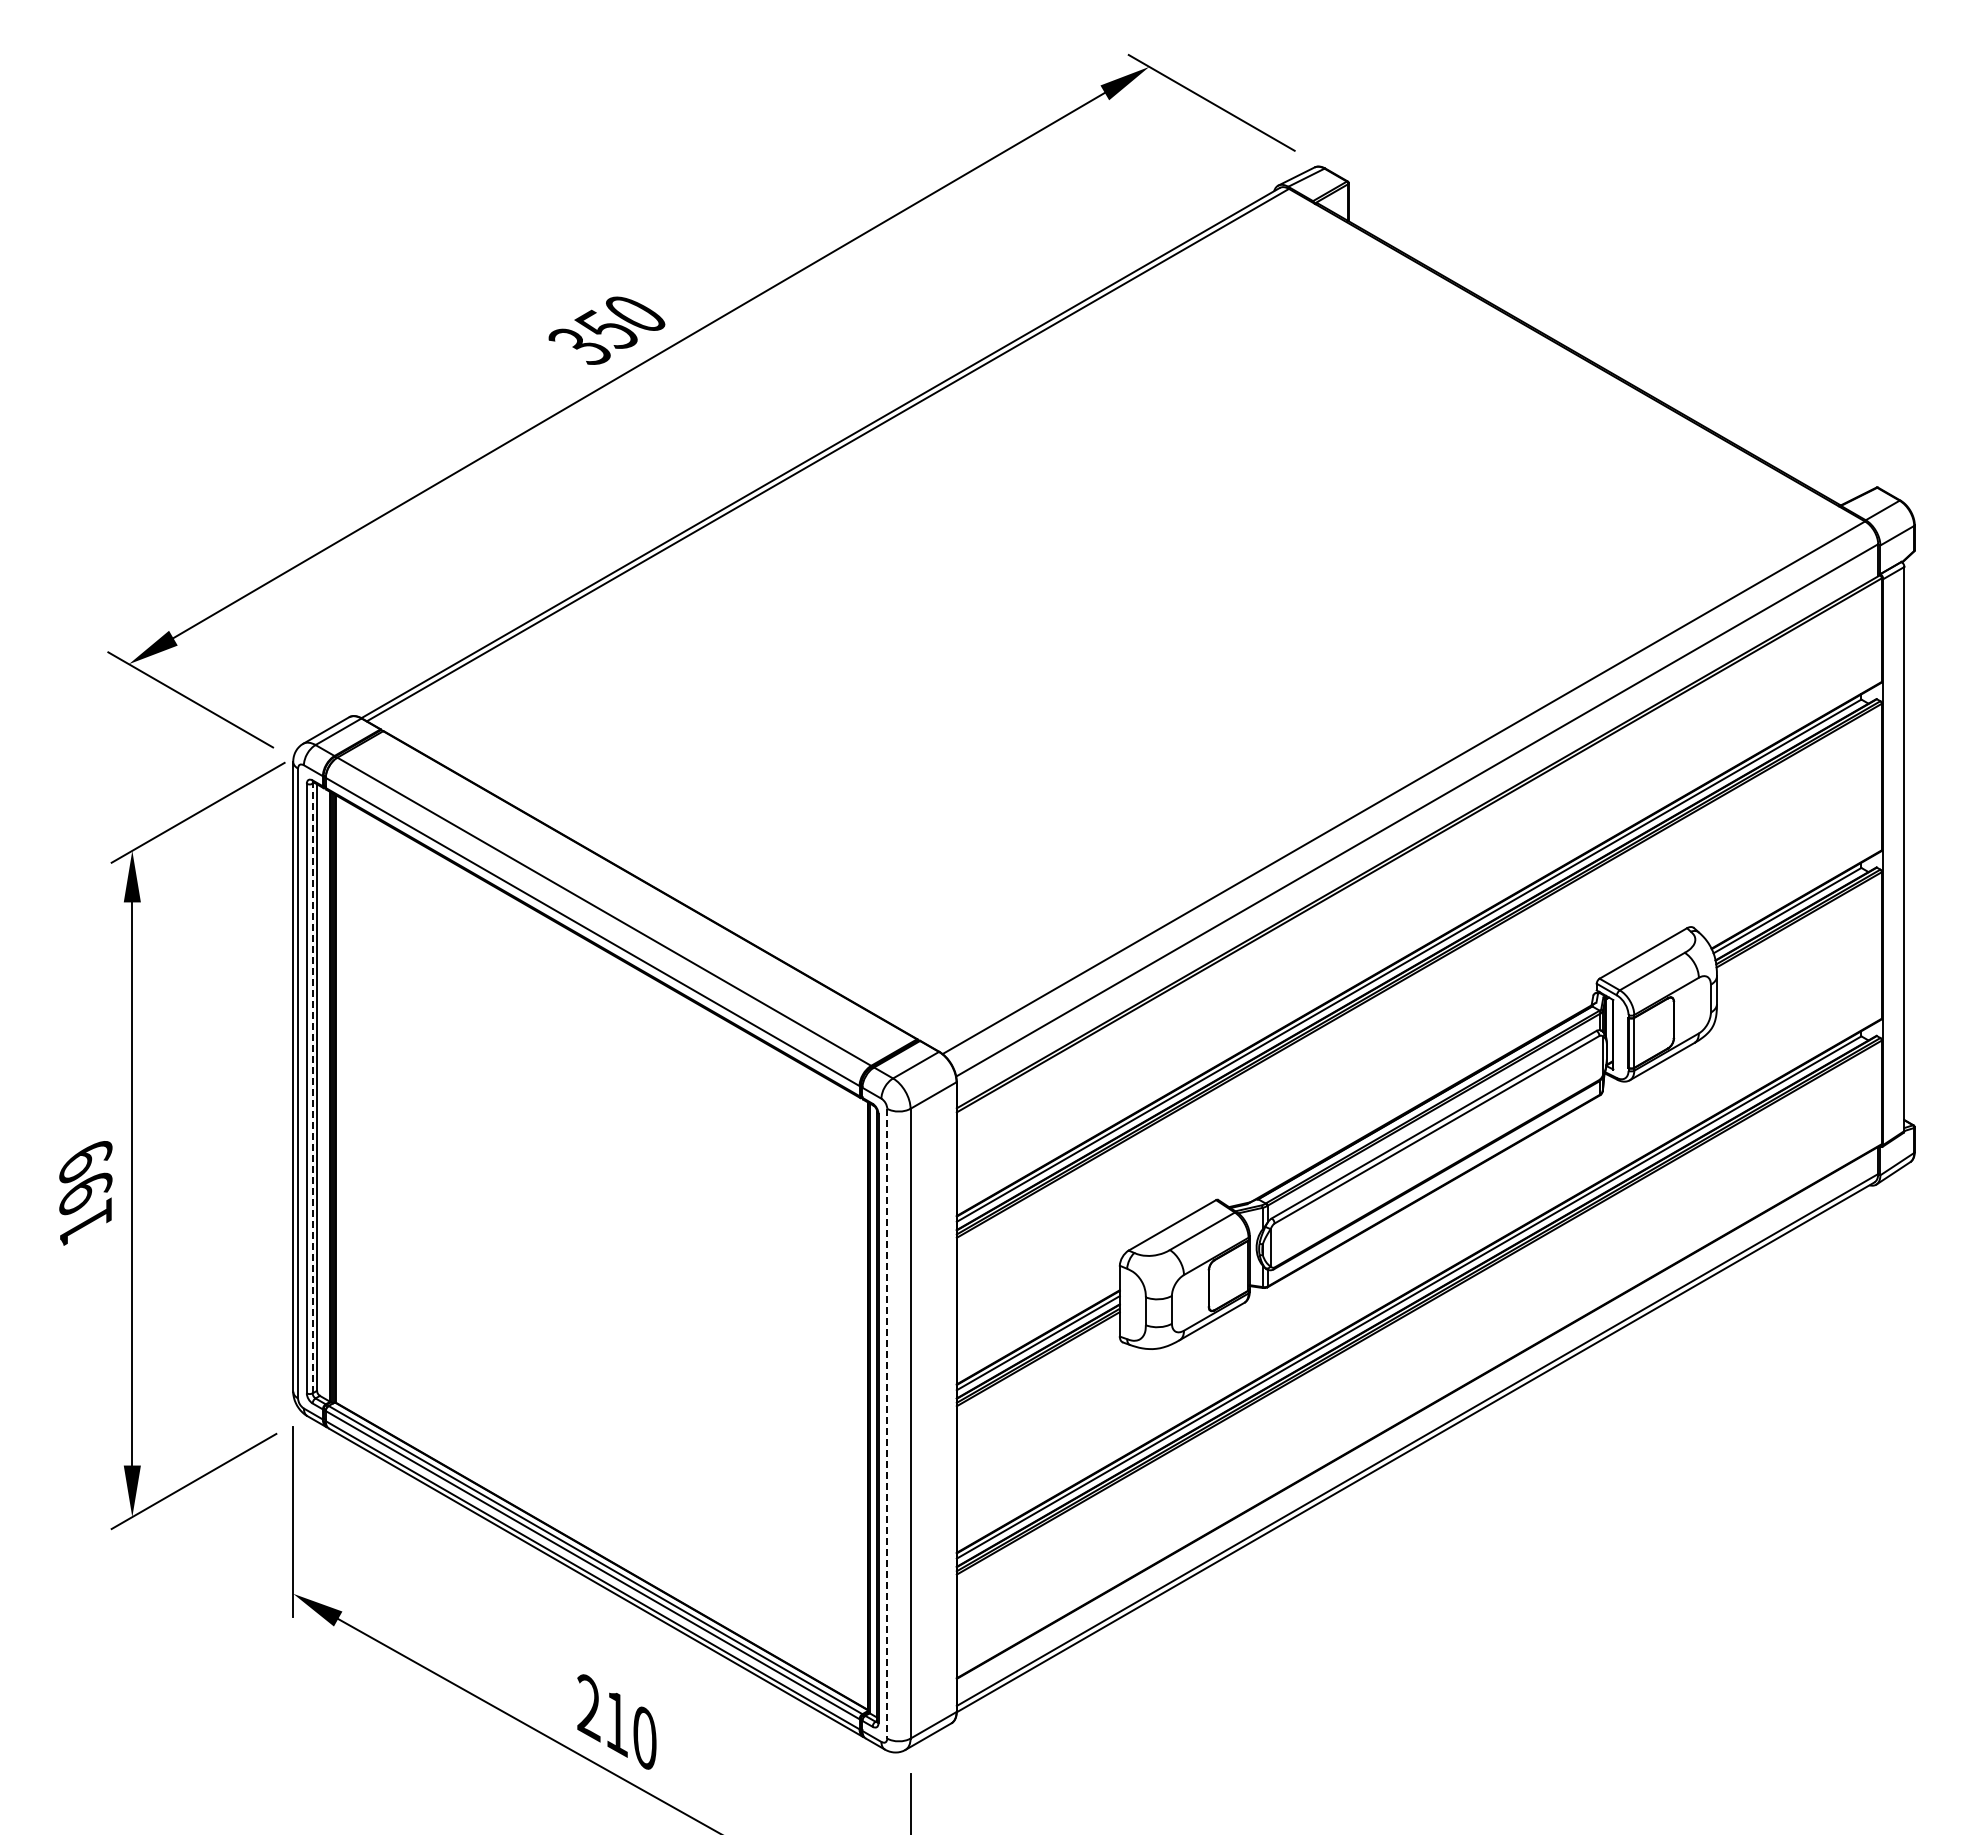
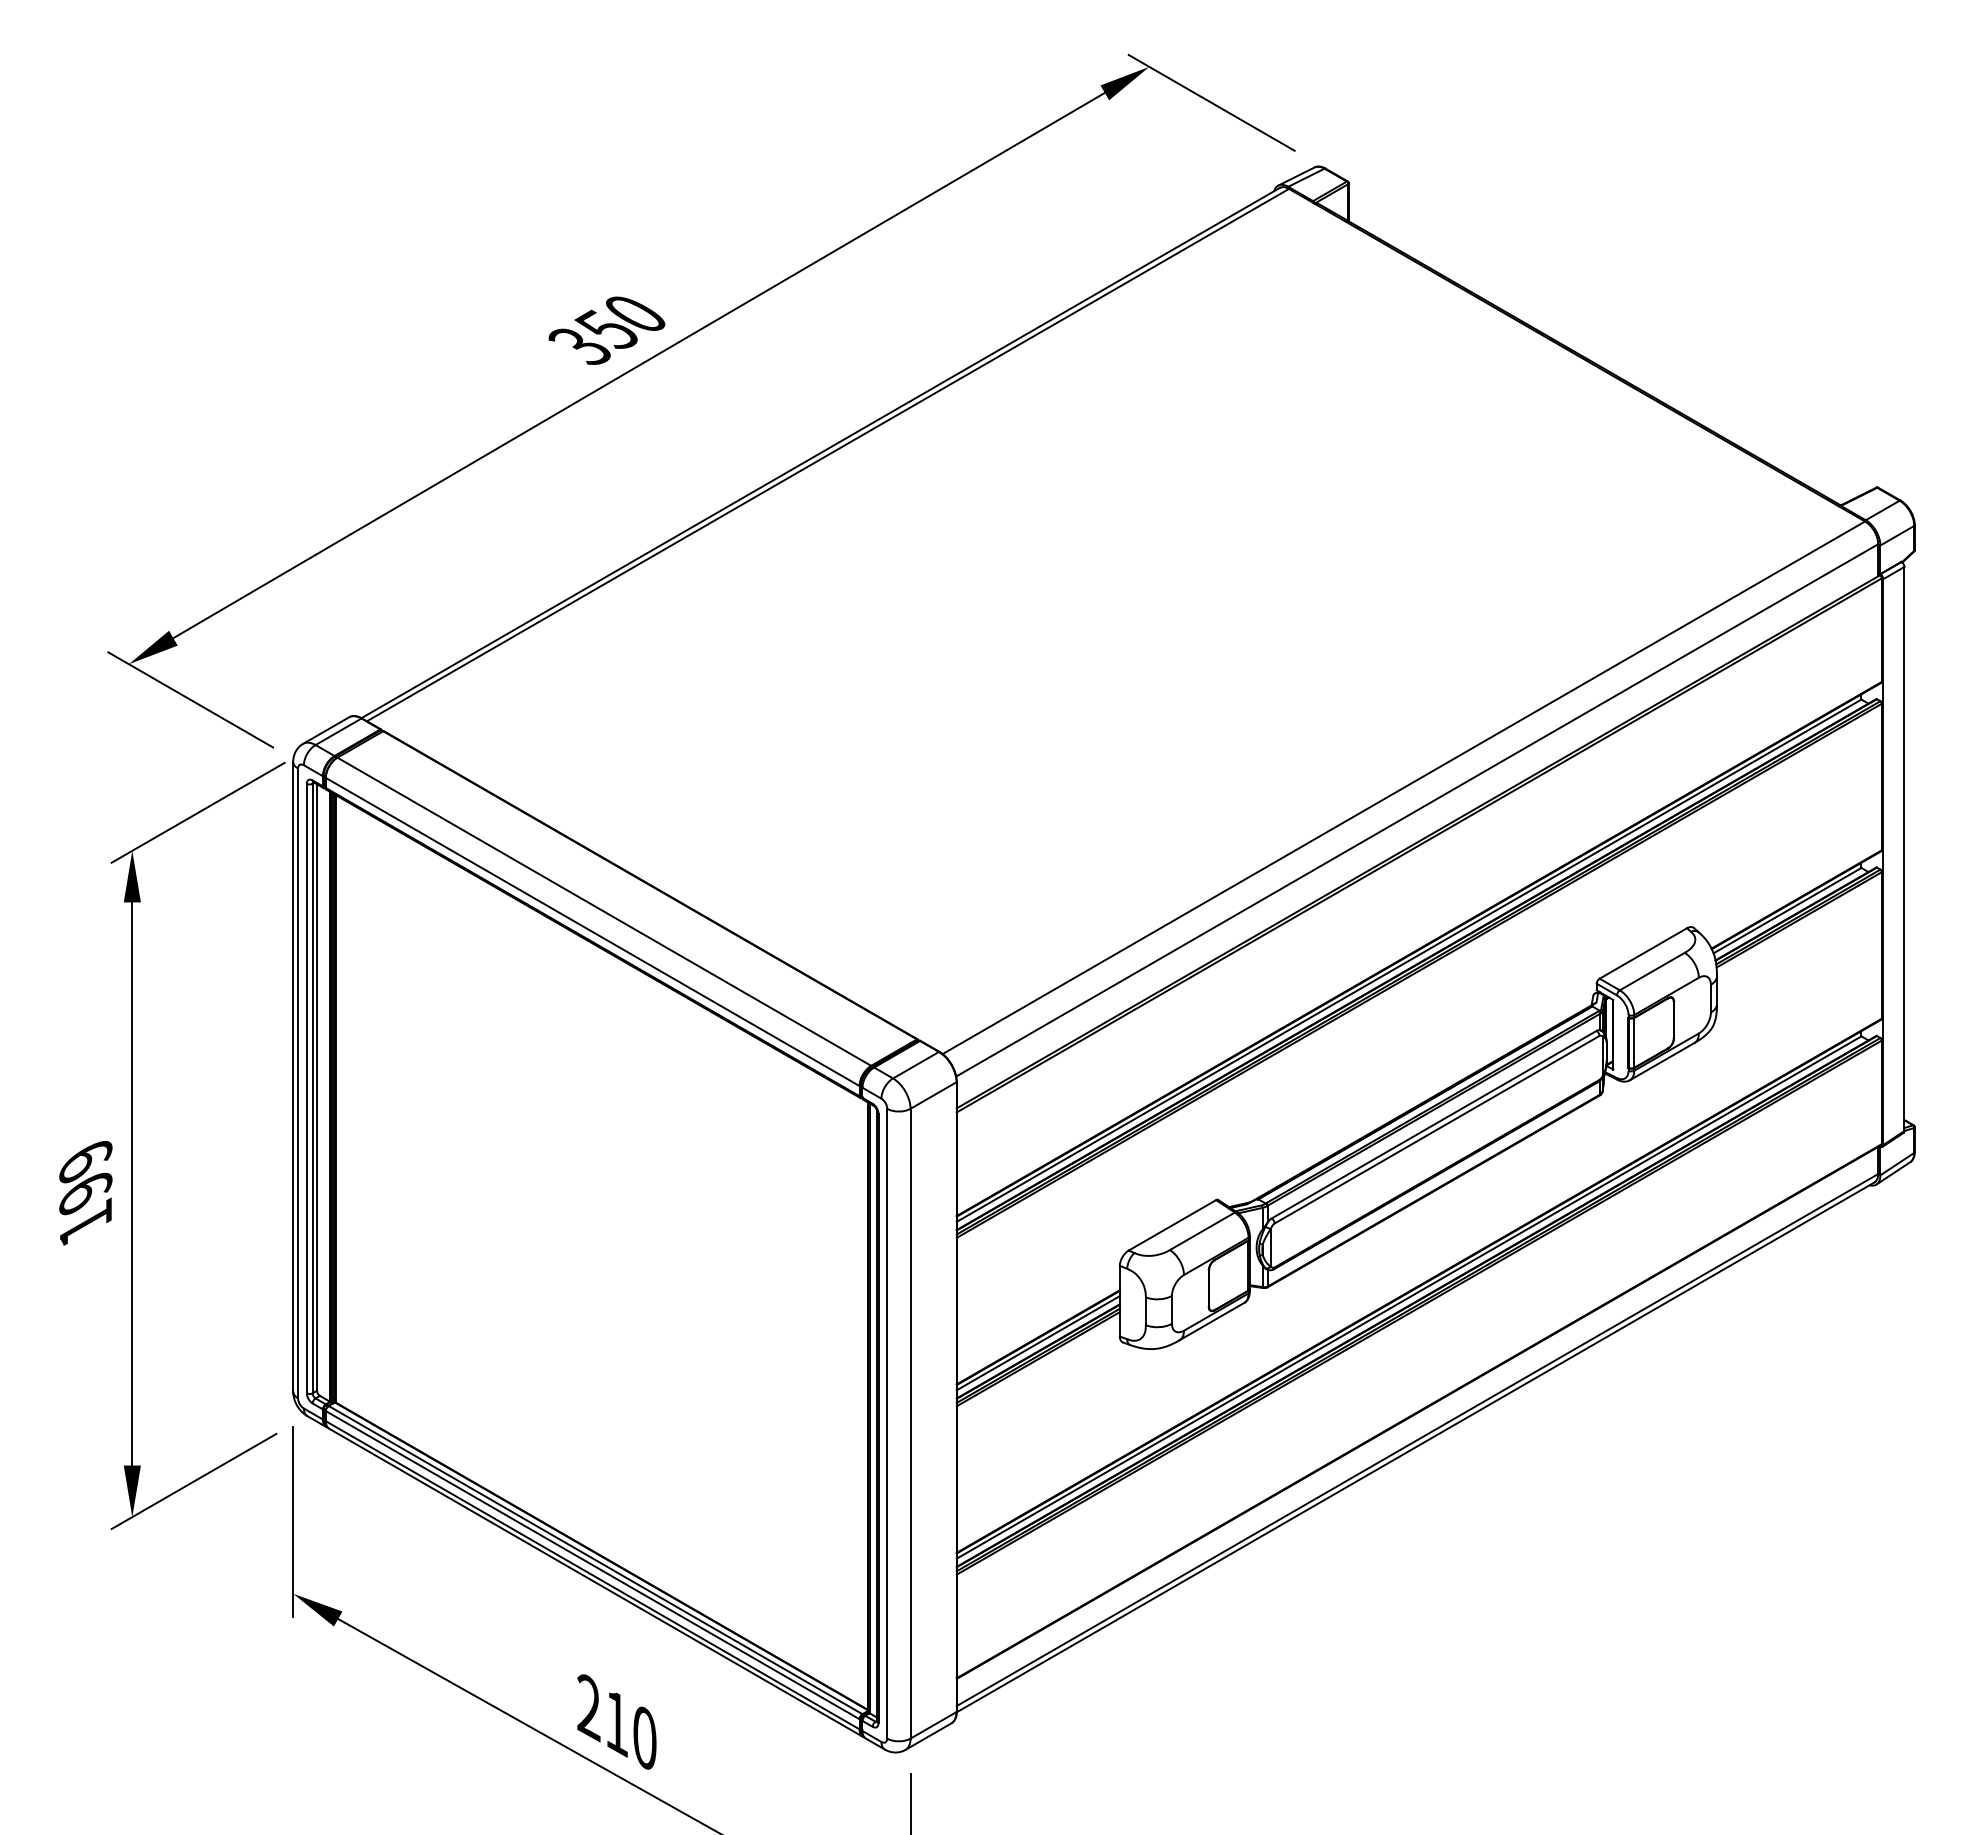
line: dashed -> solid (312, 1088)
line: dashed -> solid (887, 1423)
